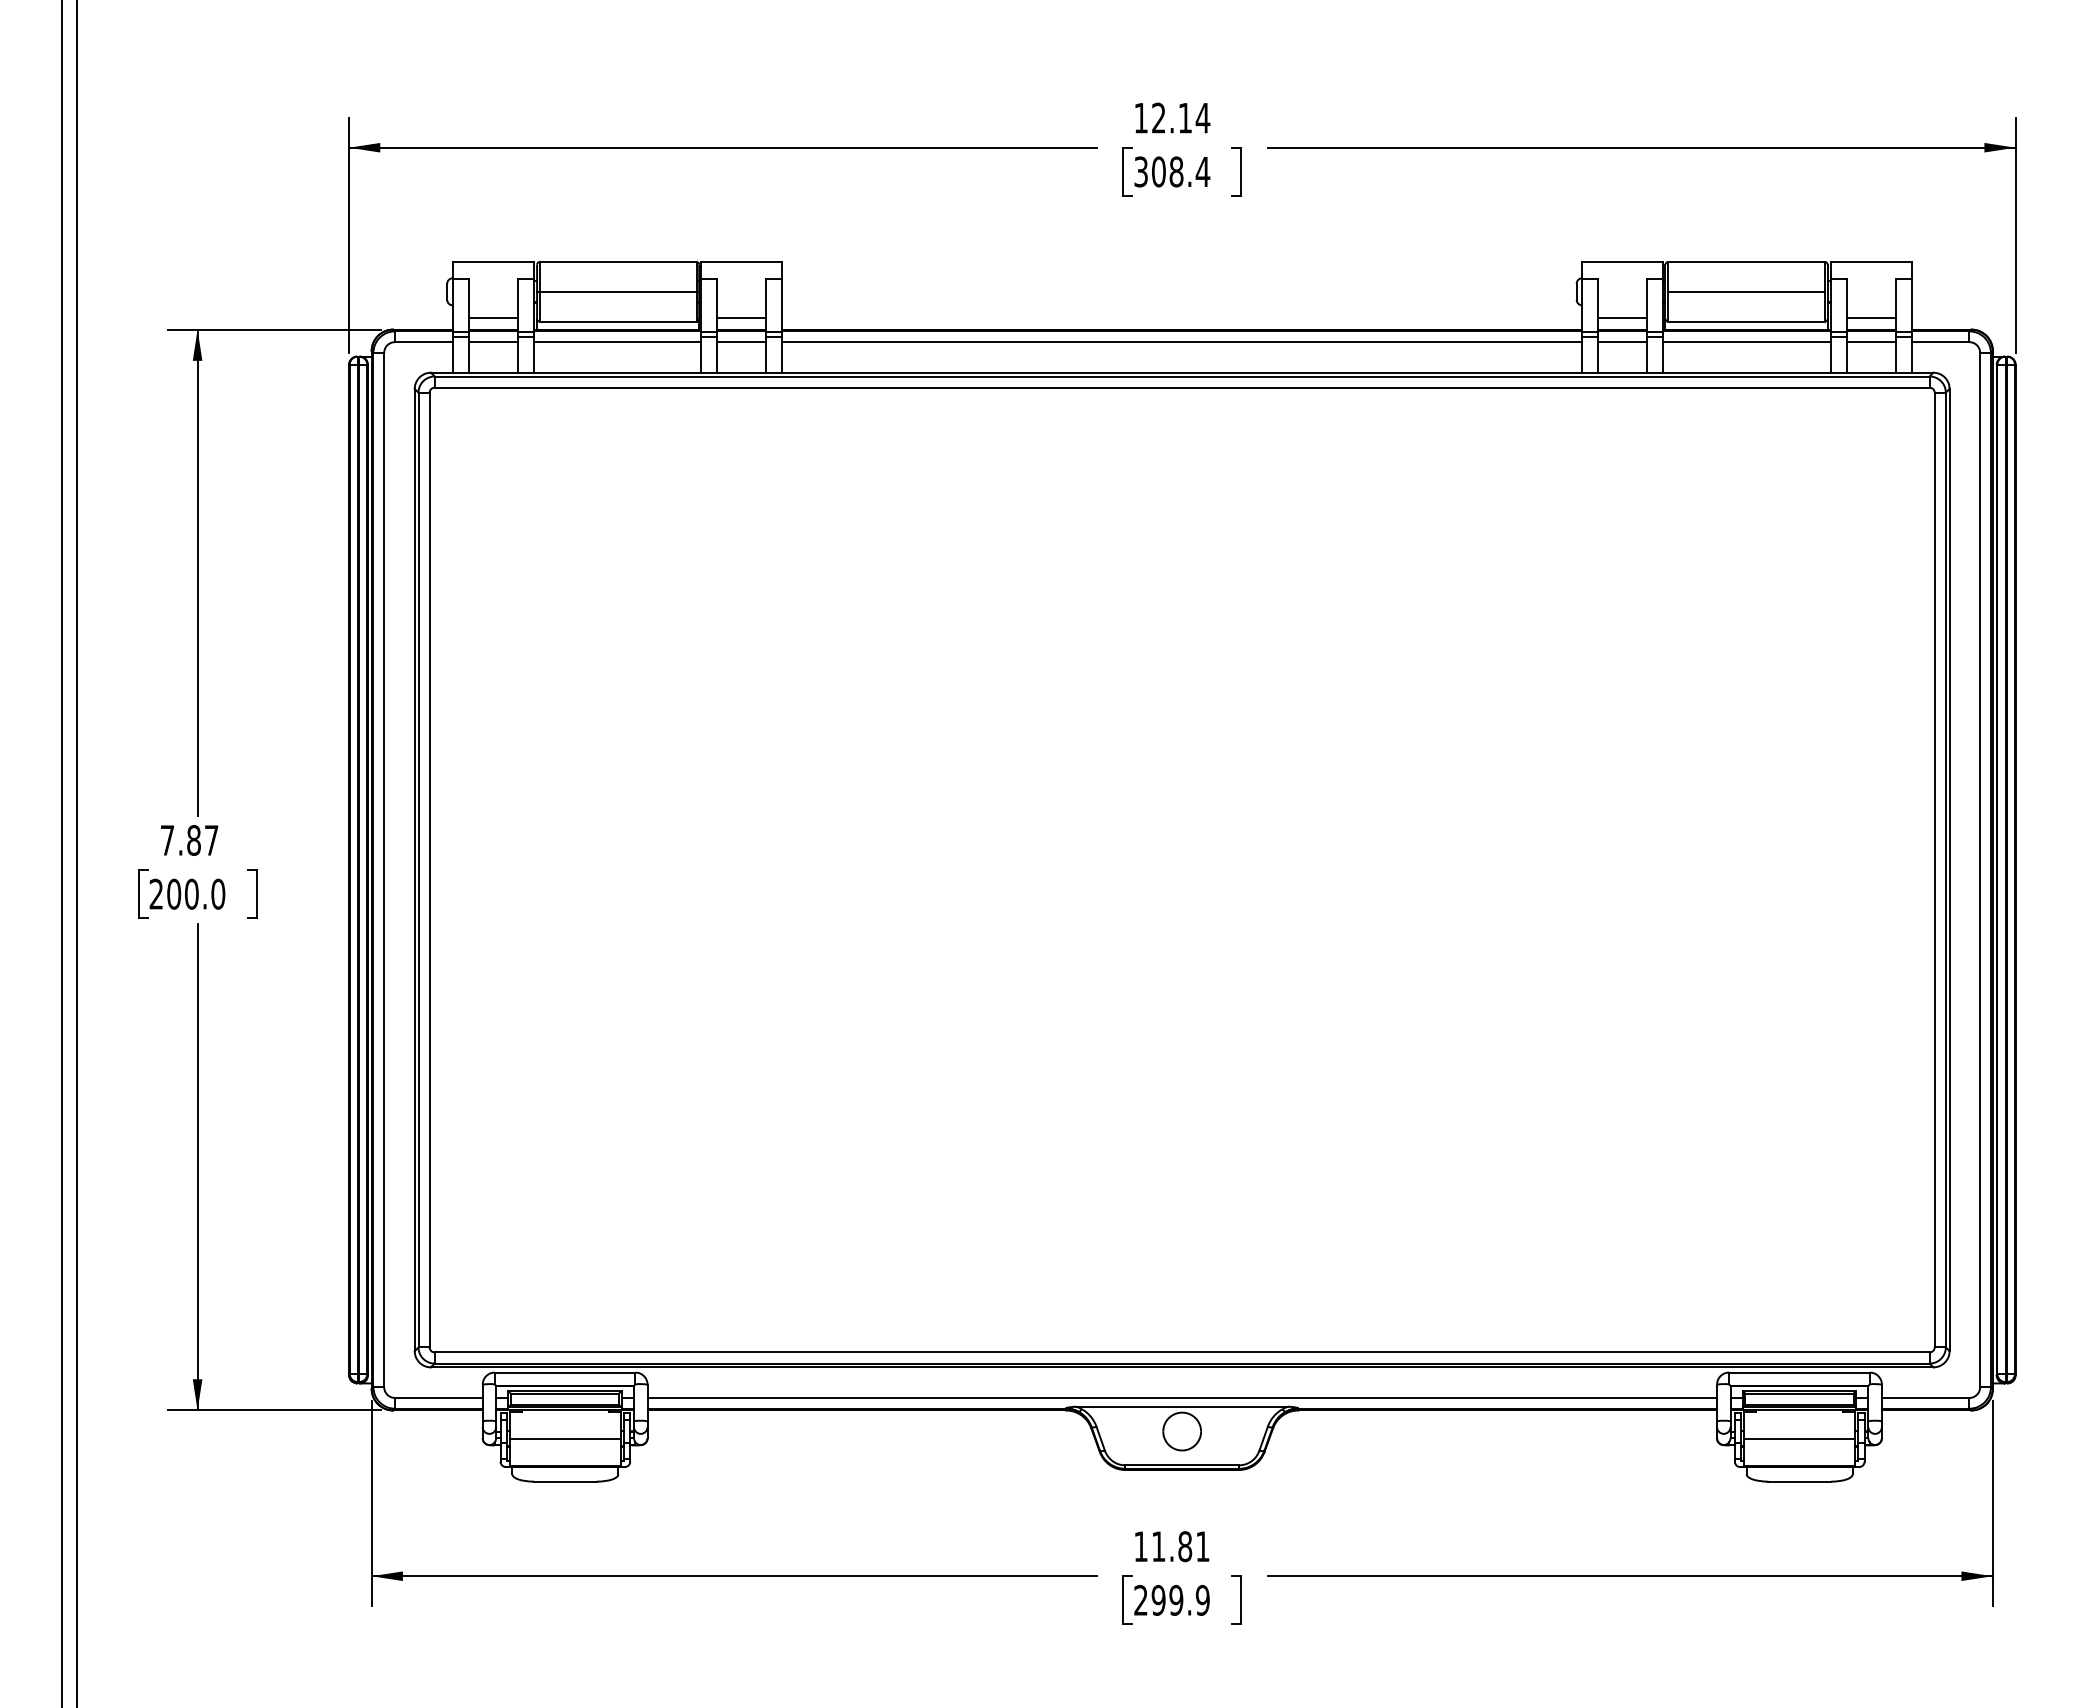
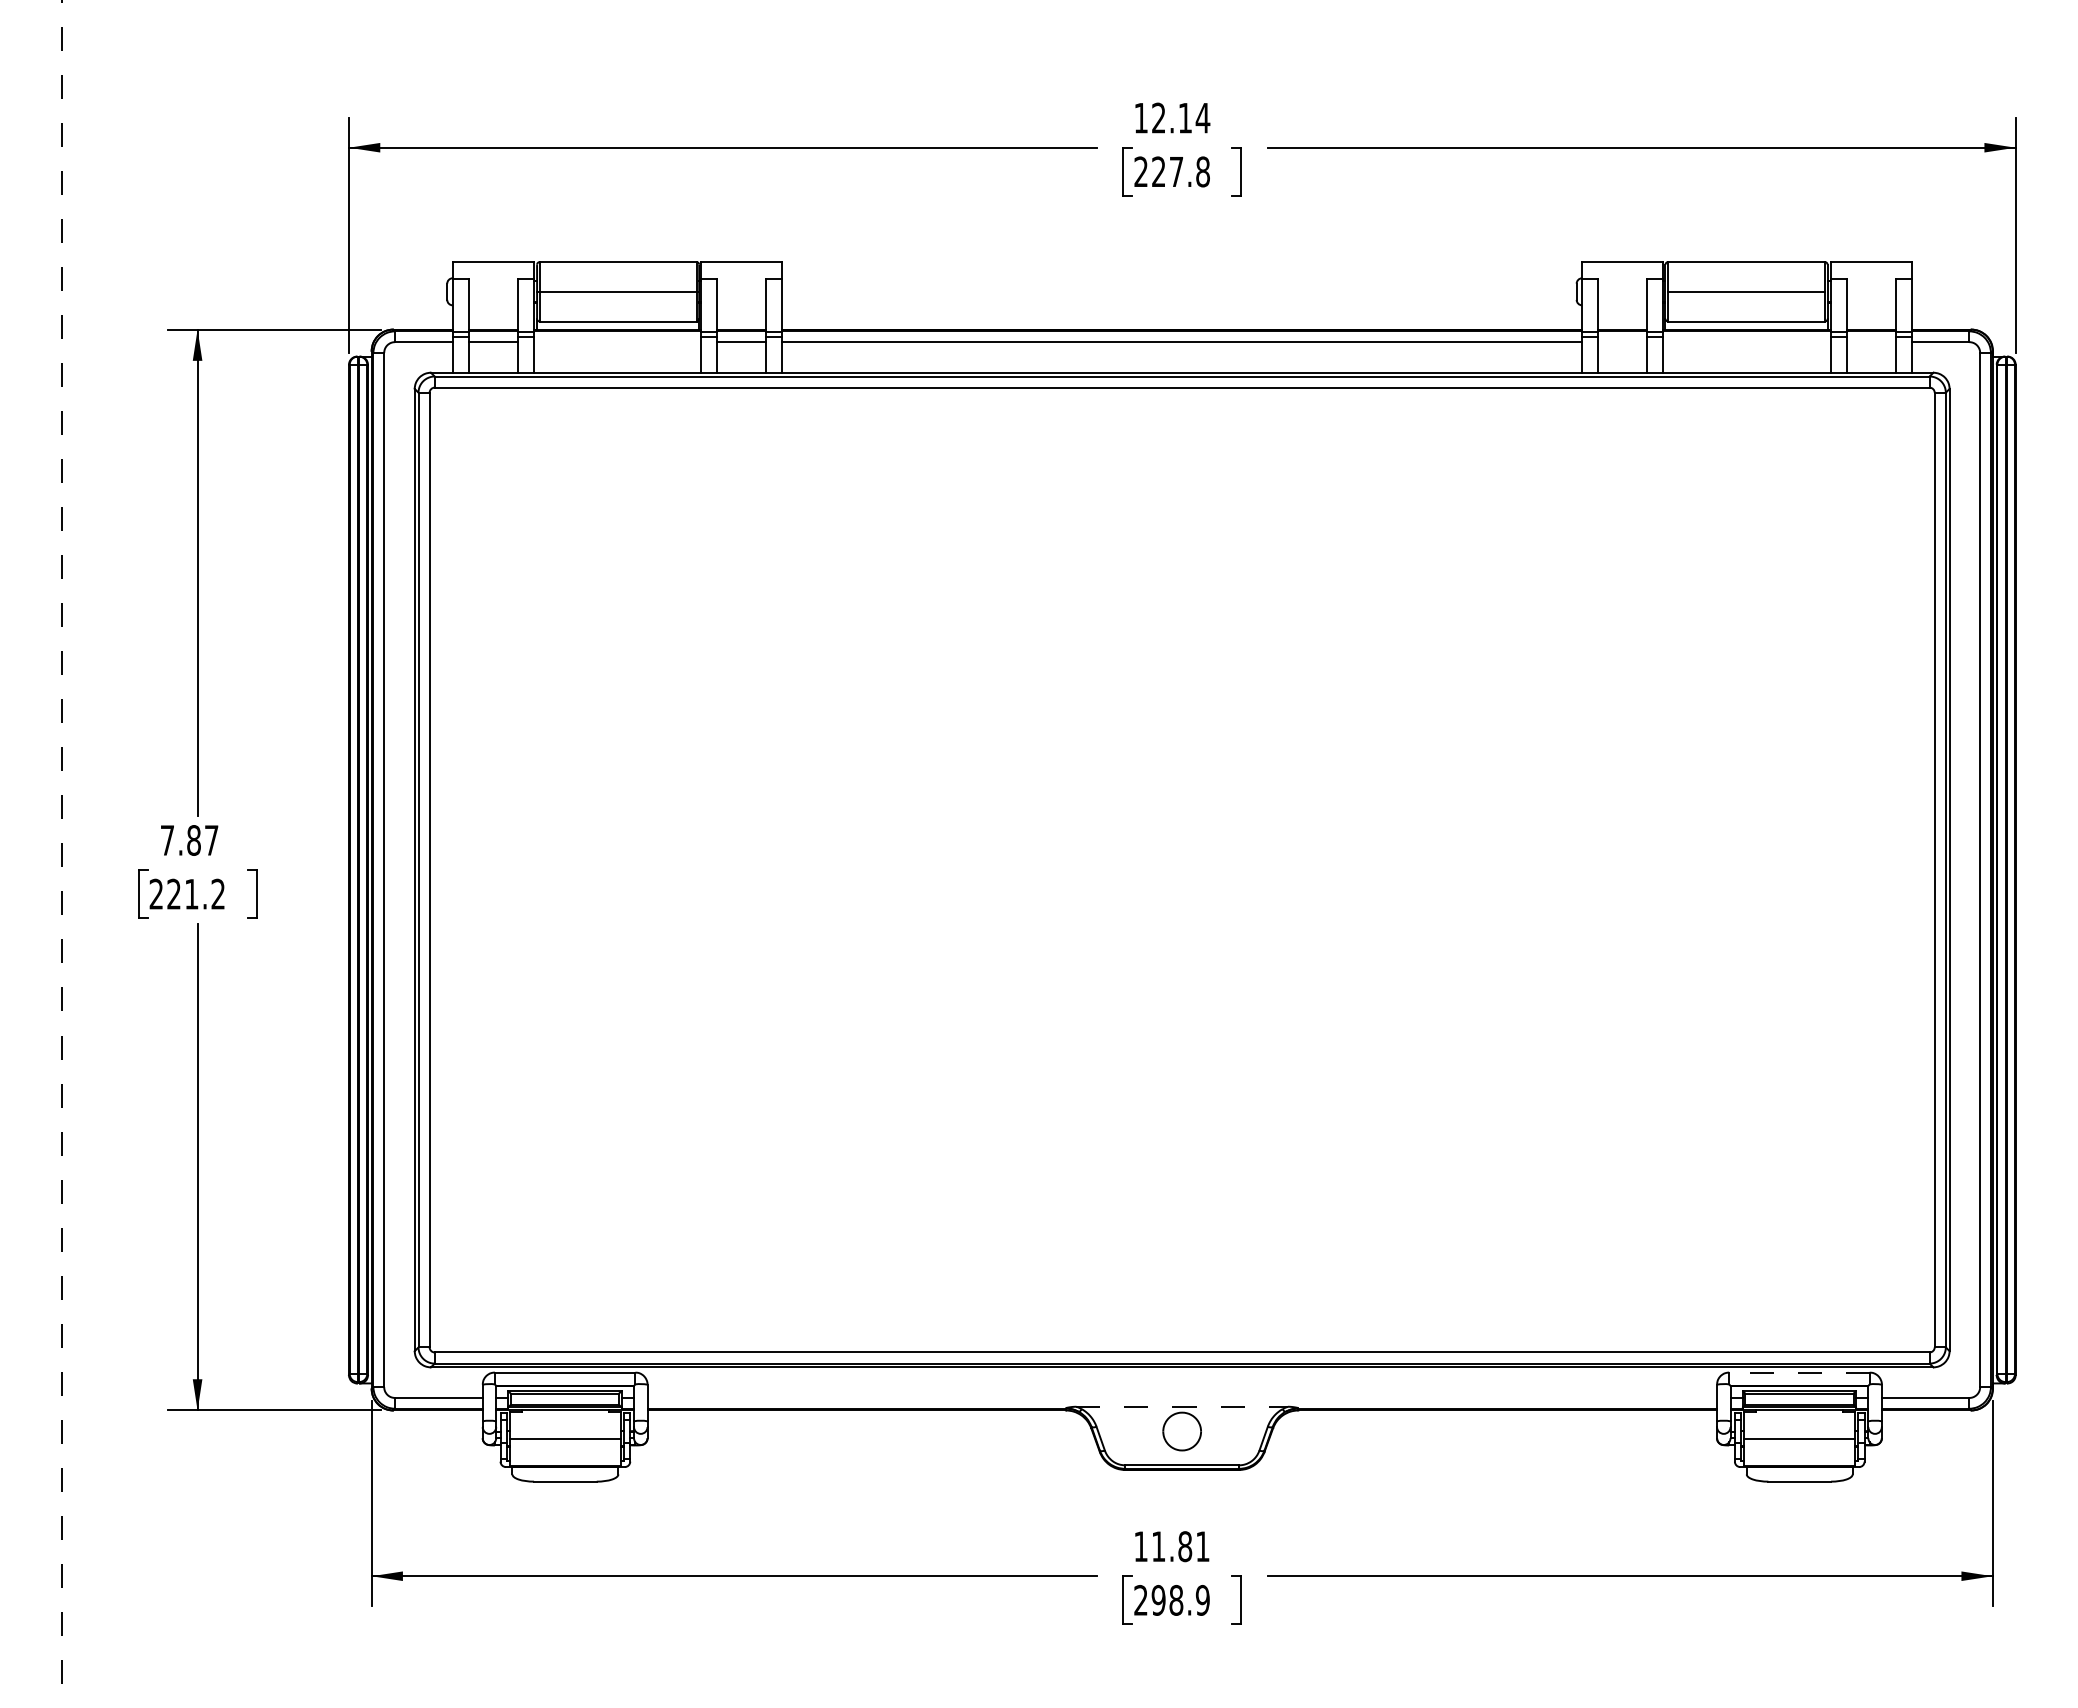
text: 308.4 -> 227.8 (1172, 171)
line: present -> none (492, 318)
line: present -> none (741, 318)
line: present -> none (1622, 318)
line: present -> none (1870, 318)
line: present -> none (617, 342)
line: present -> none (1622, 342)
line: present -> none (1746, 342)
line: present -> none (1870, 342)
line: present -> none (77, 853)
line: solid -> dashed (62, 854)
text: 200.0 -> 221.2 (196, 893)
line: solid -> dashed (1798, 1372)
line: present -> none (1182, 1397)
line: solid -> dashed (1182, 1406)
text: 299.9 -> 298.9 (1176, 1600)
